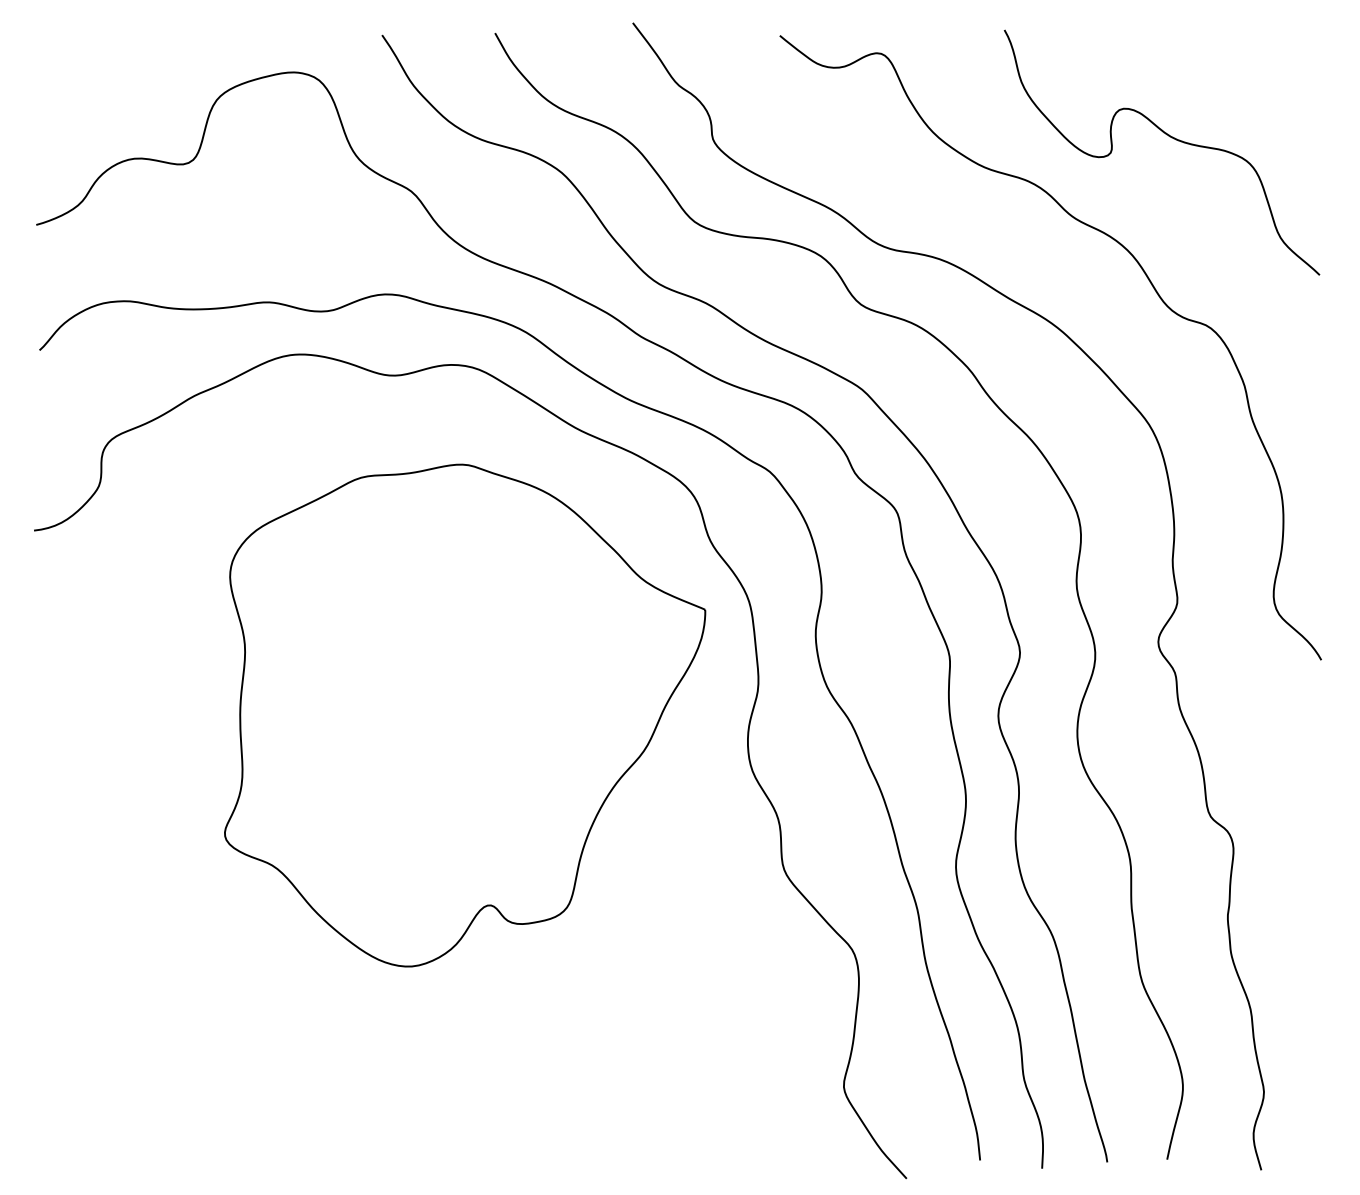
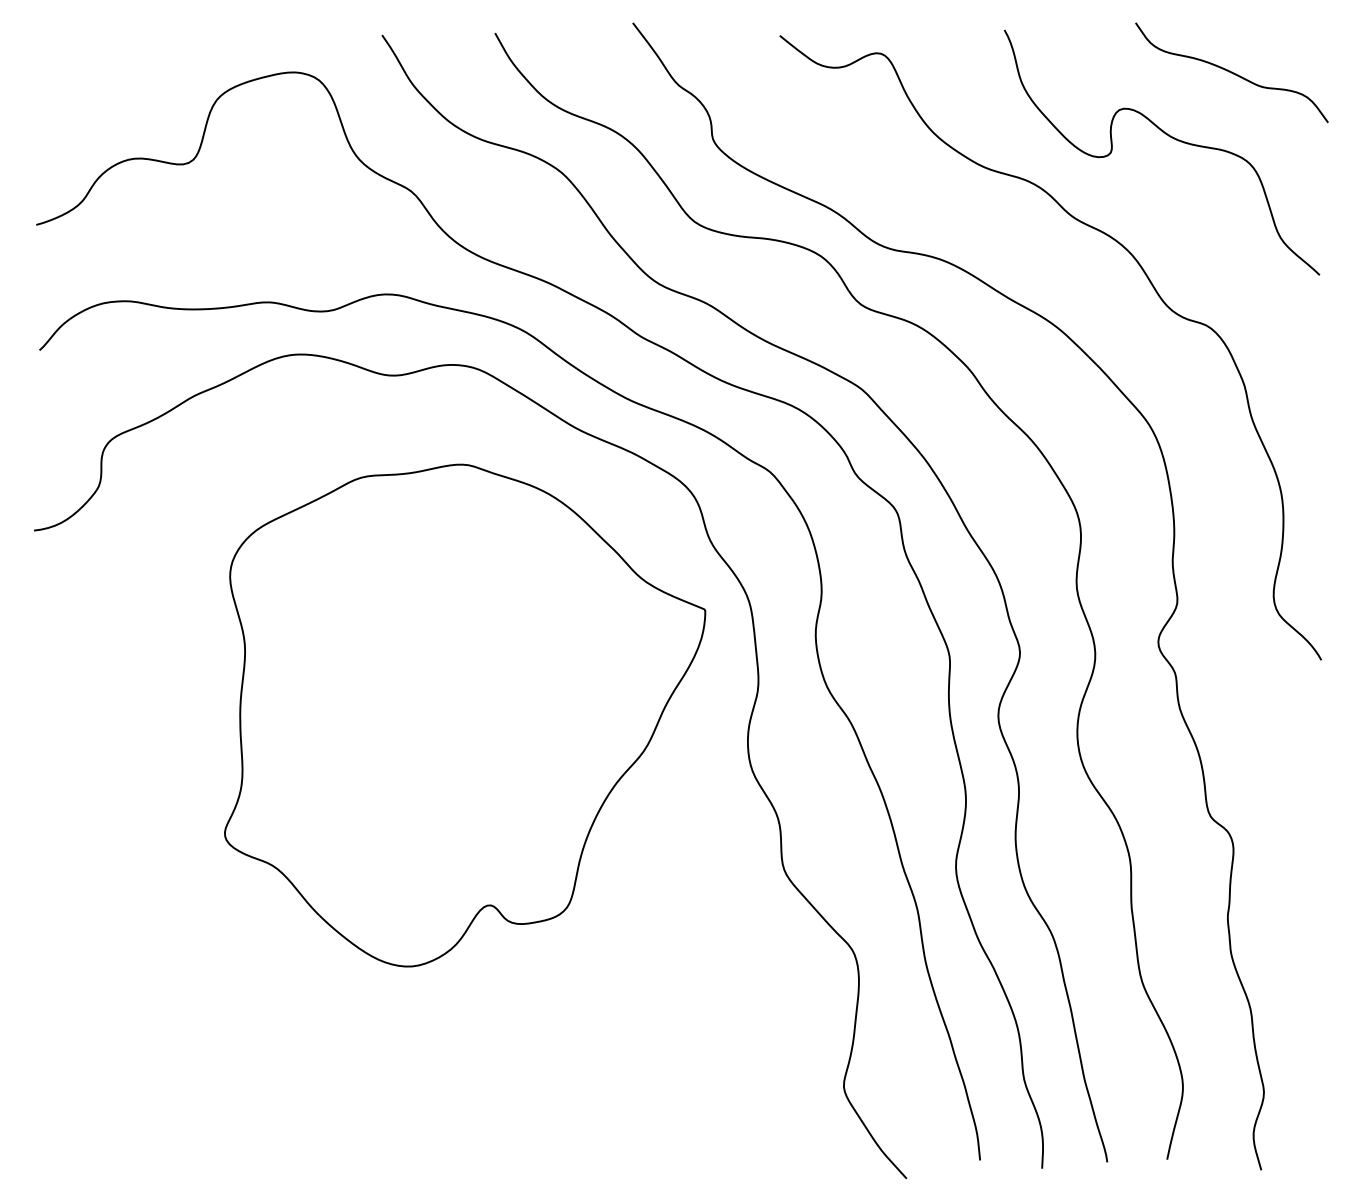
curve: none -> present (1231, 72)
